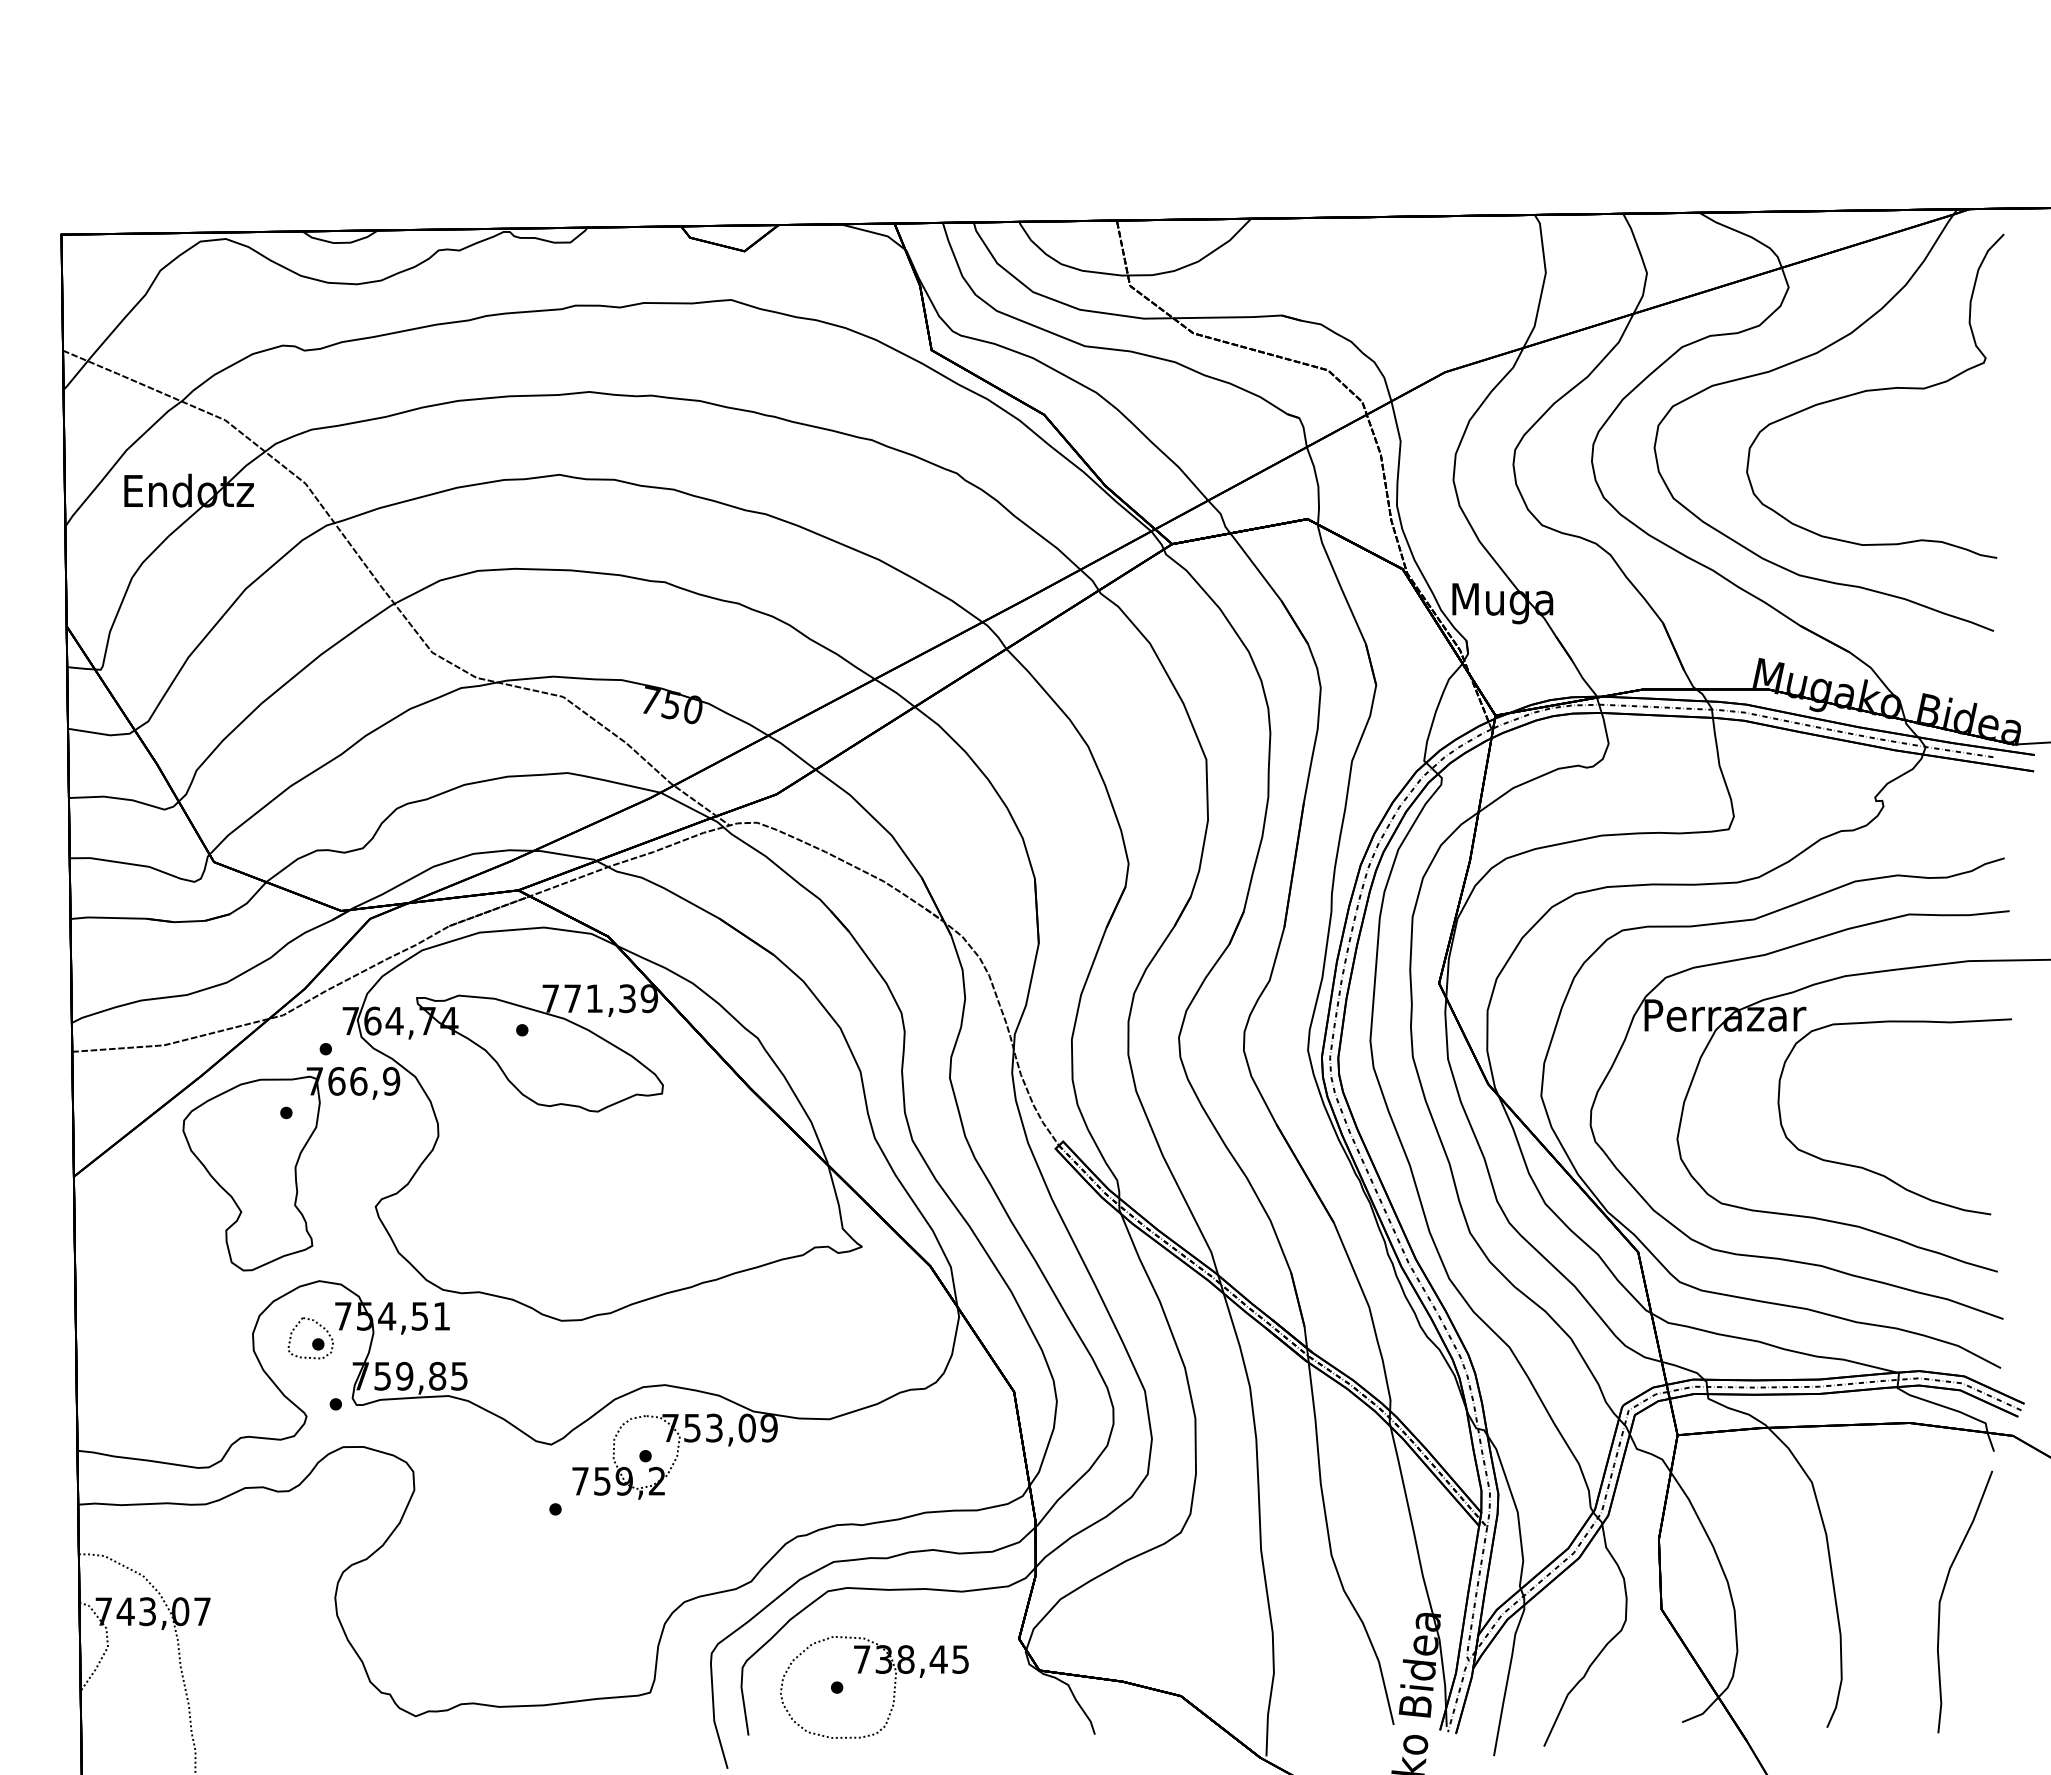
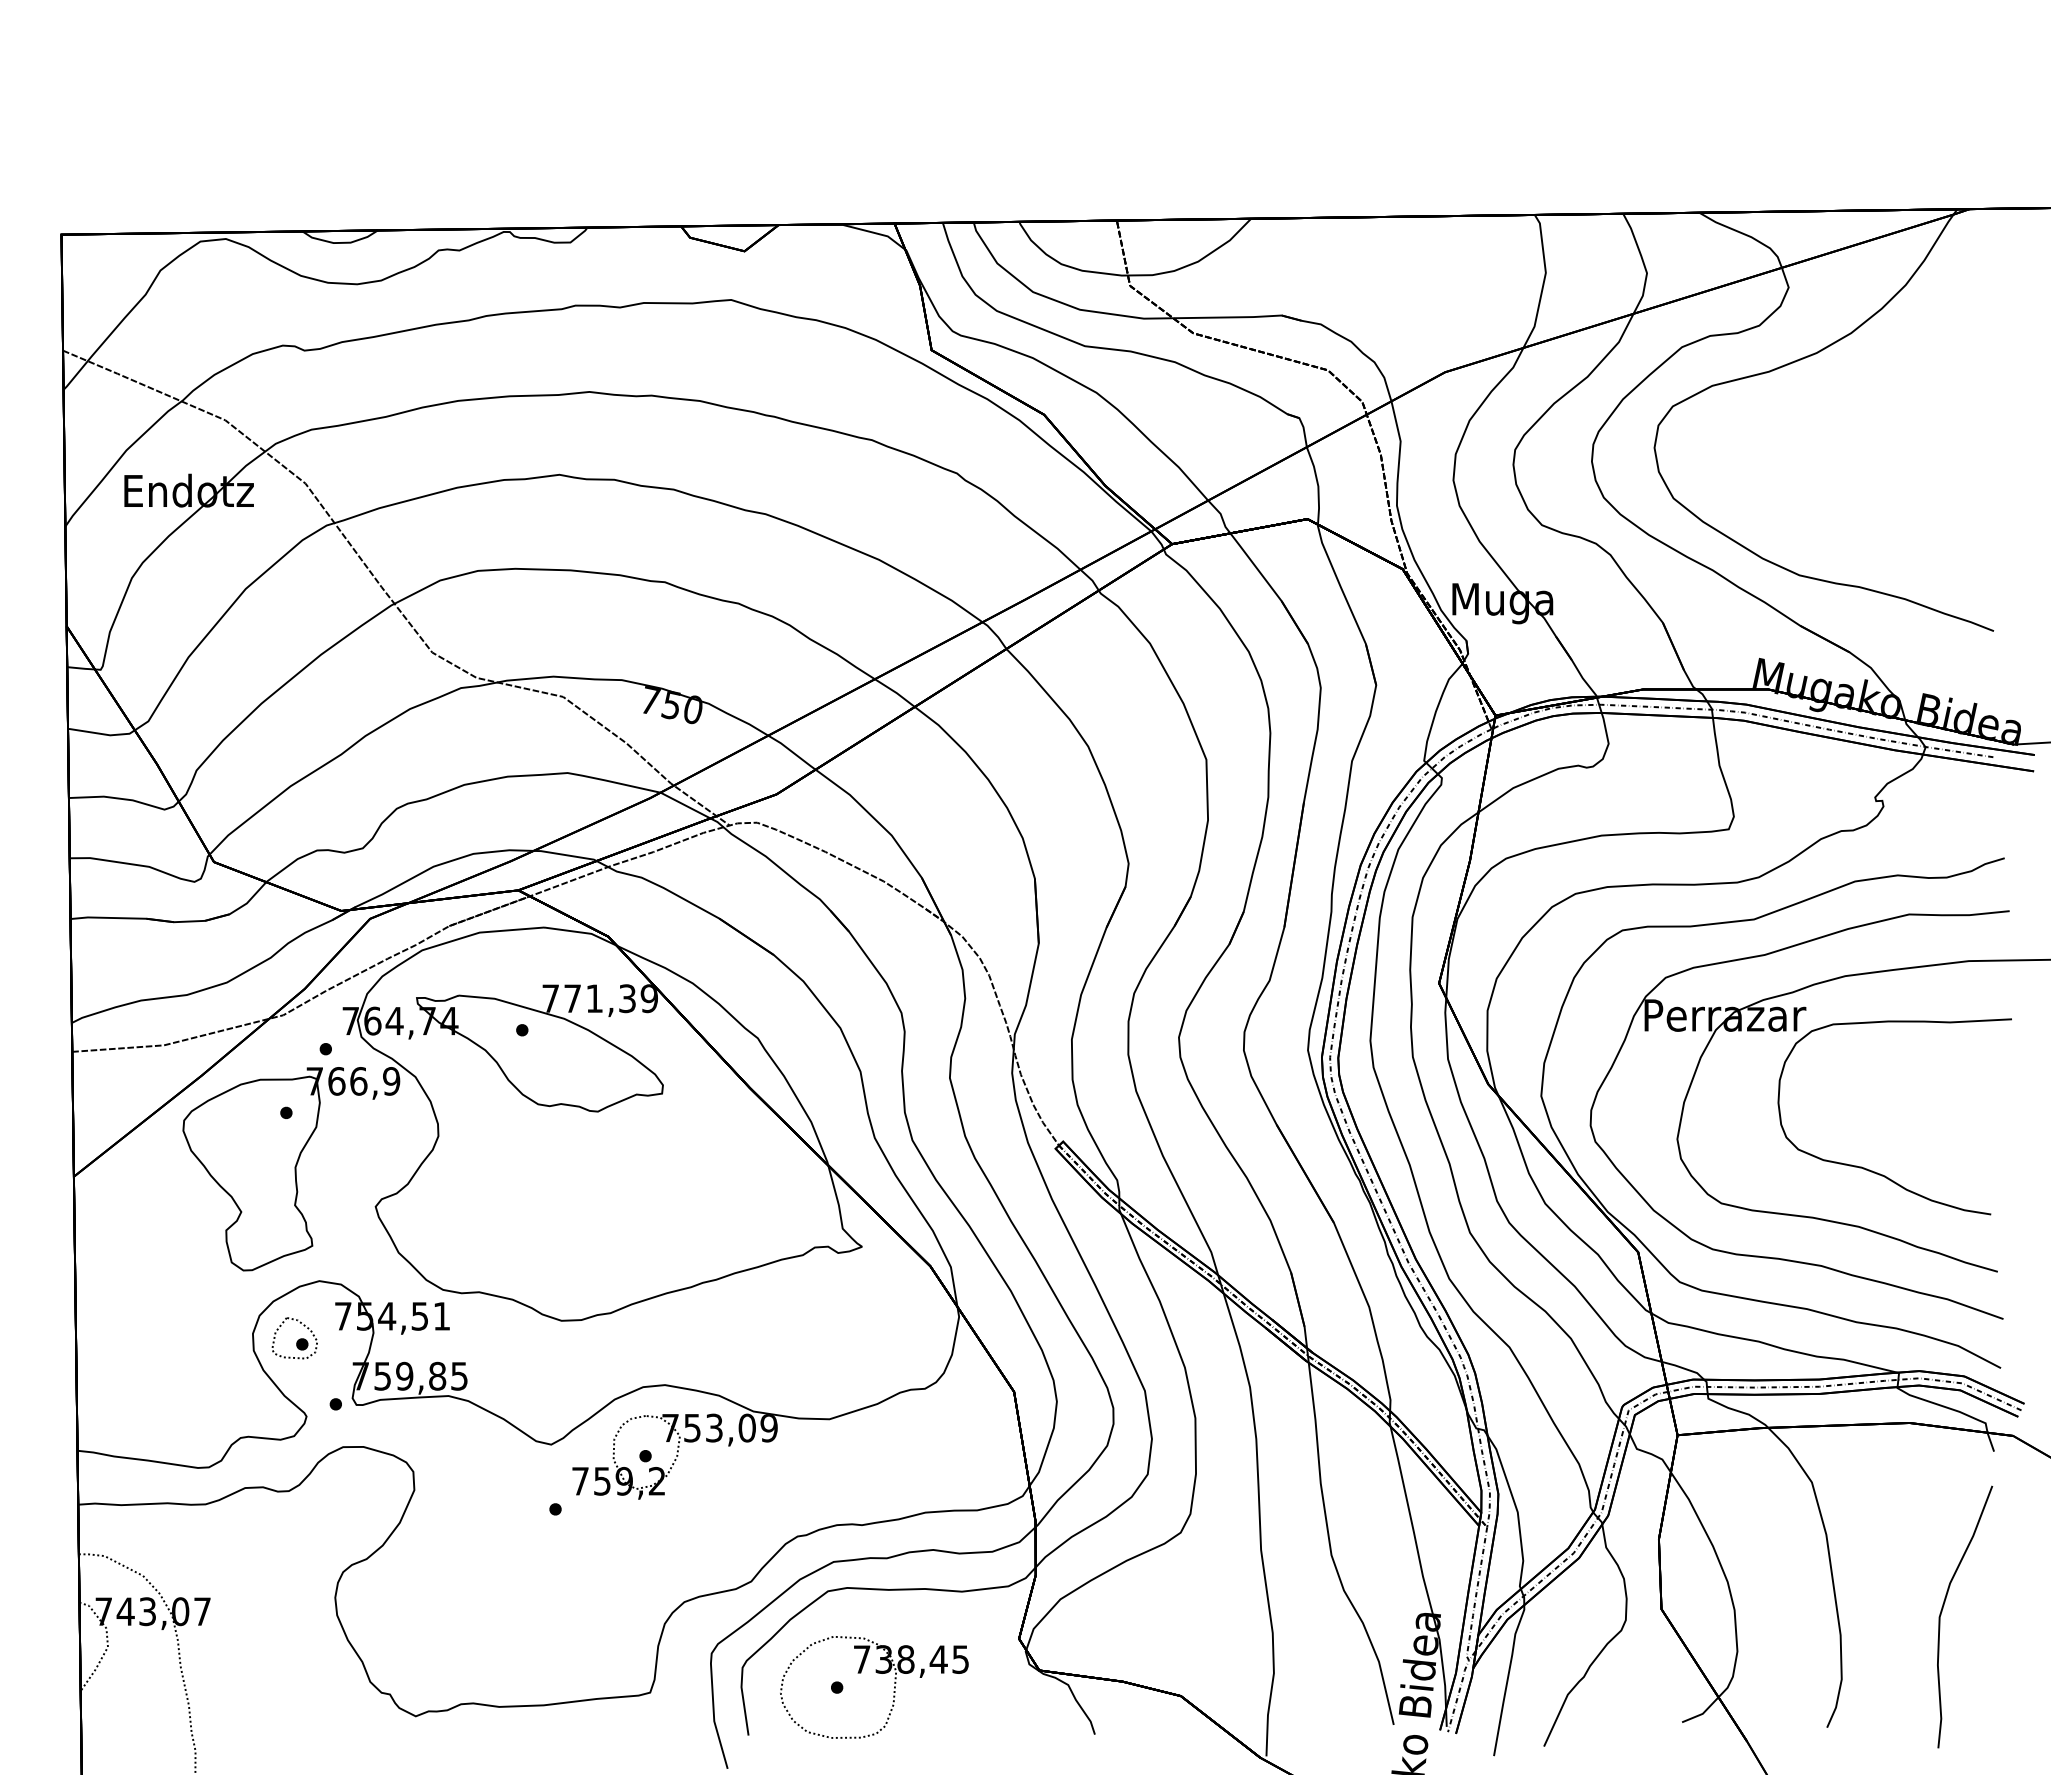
curve: present -> none (1873, 391)
part position: (310, 1338) -> (294, 1338) (294, 1338)
curve position: (1942, 1597) -> (1942, 1612) (1942, 1612)
